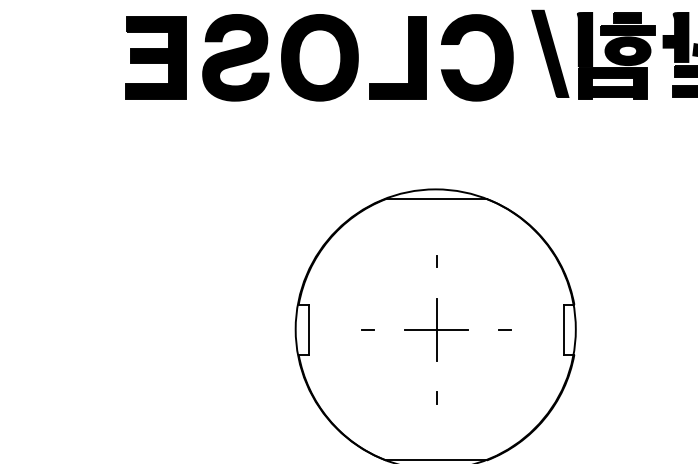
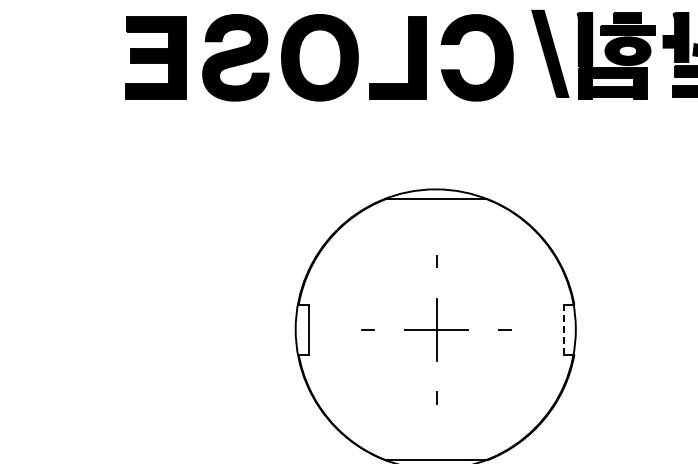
line: solid -> dashed (564, 329)
